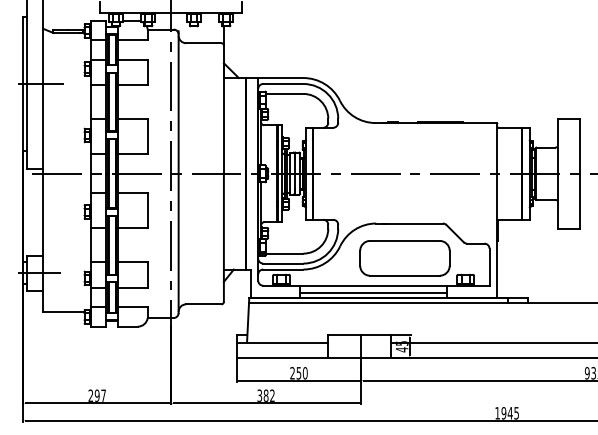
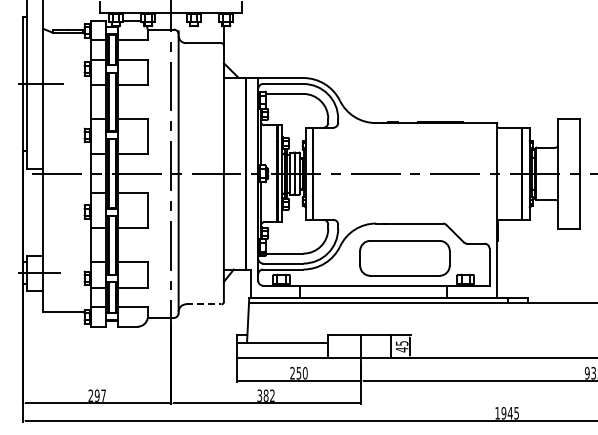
line: present -> none (373, 293)
line: solid -> dashed (203, 304)
line: present -> none (492, 342)
